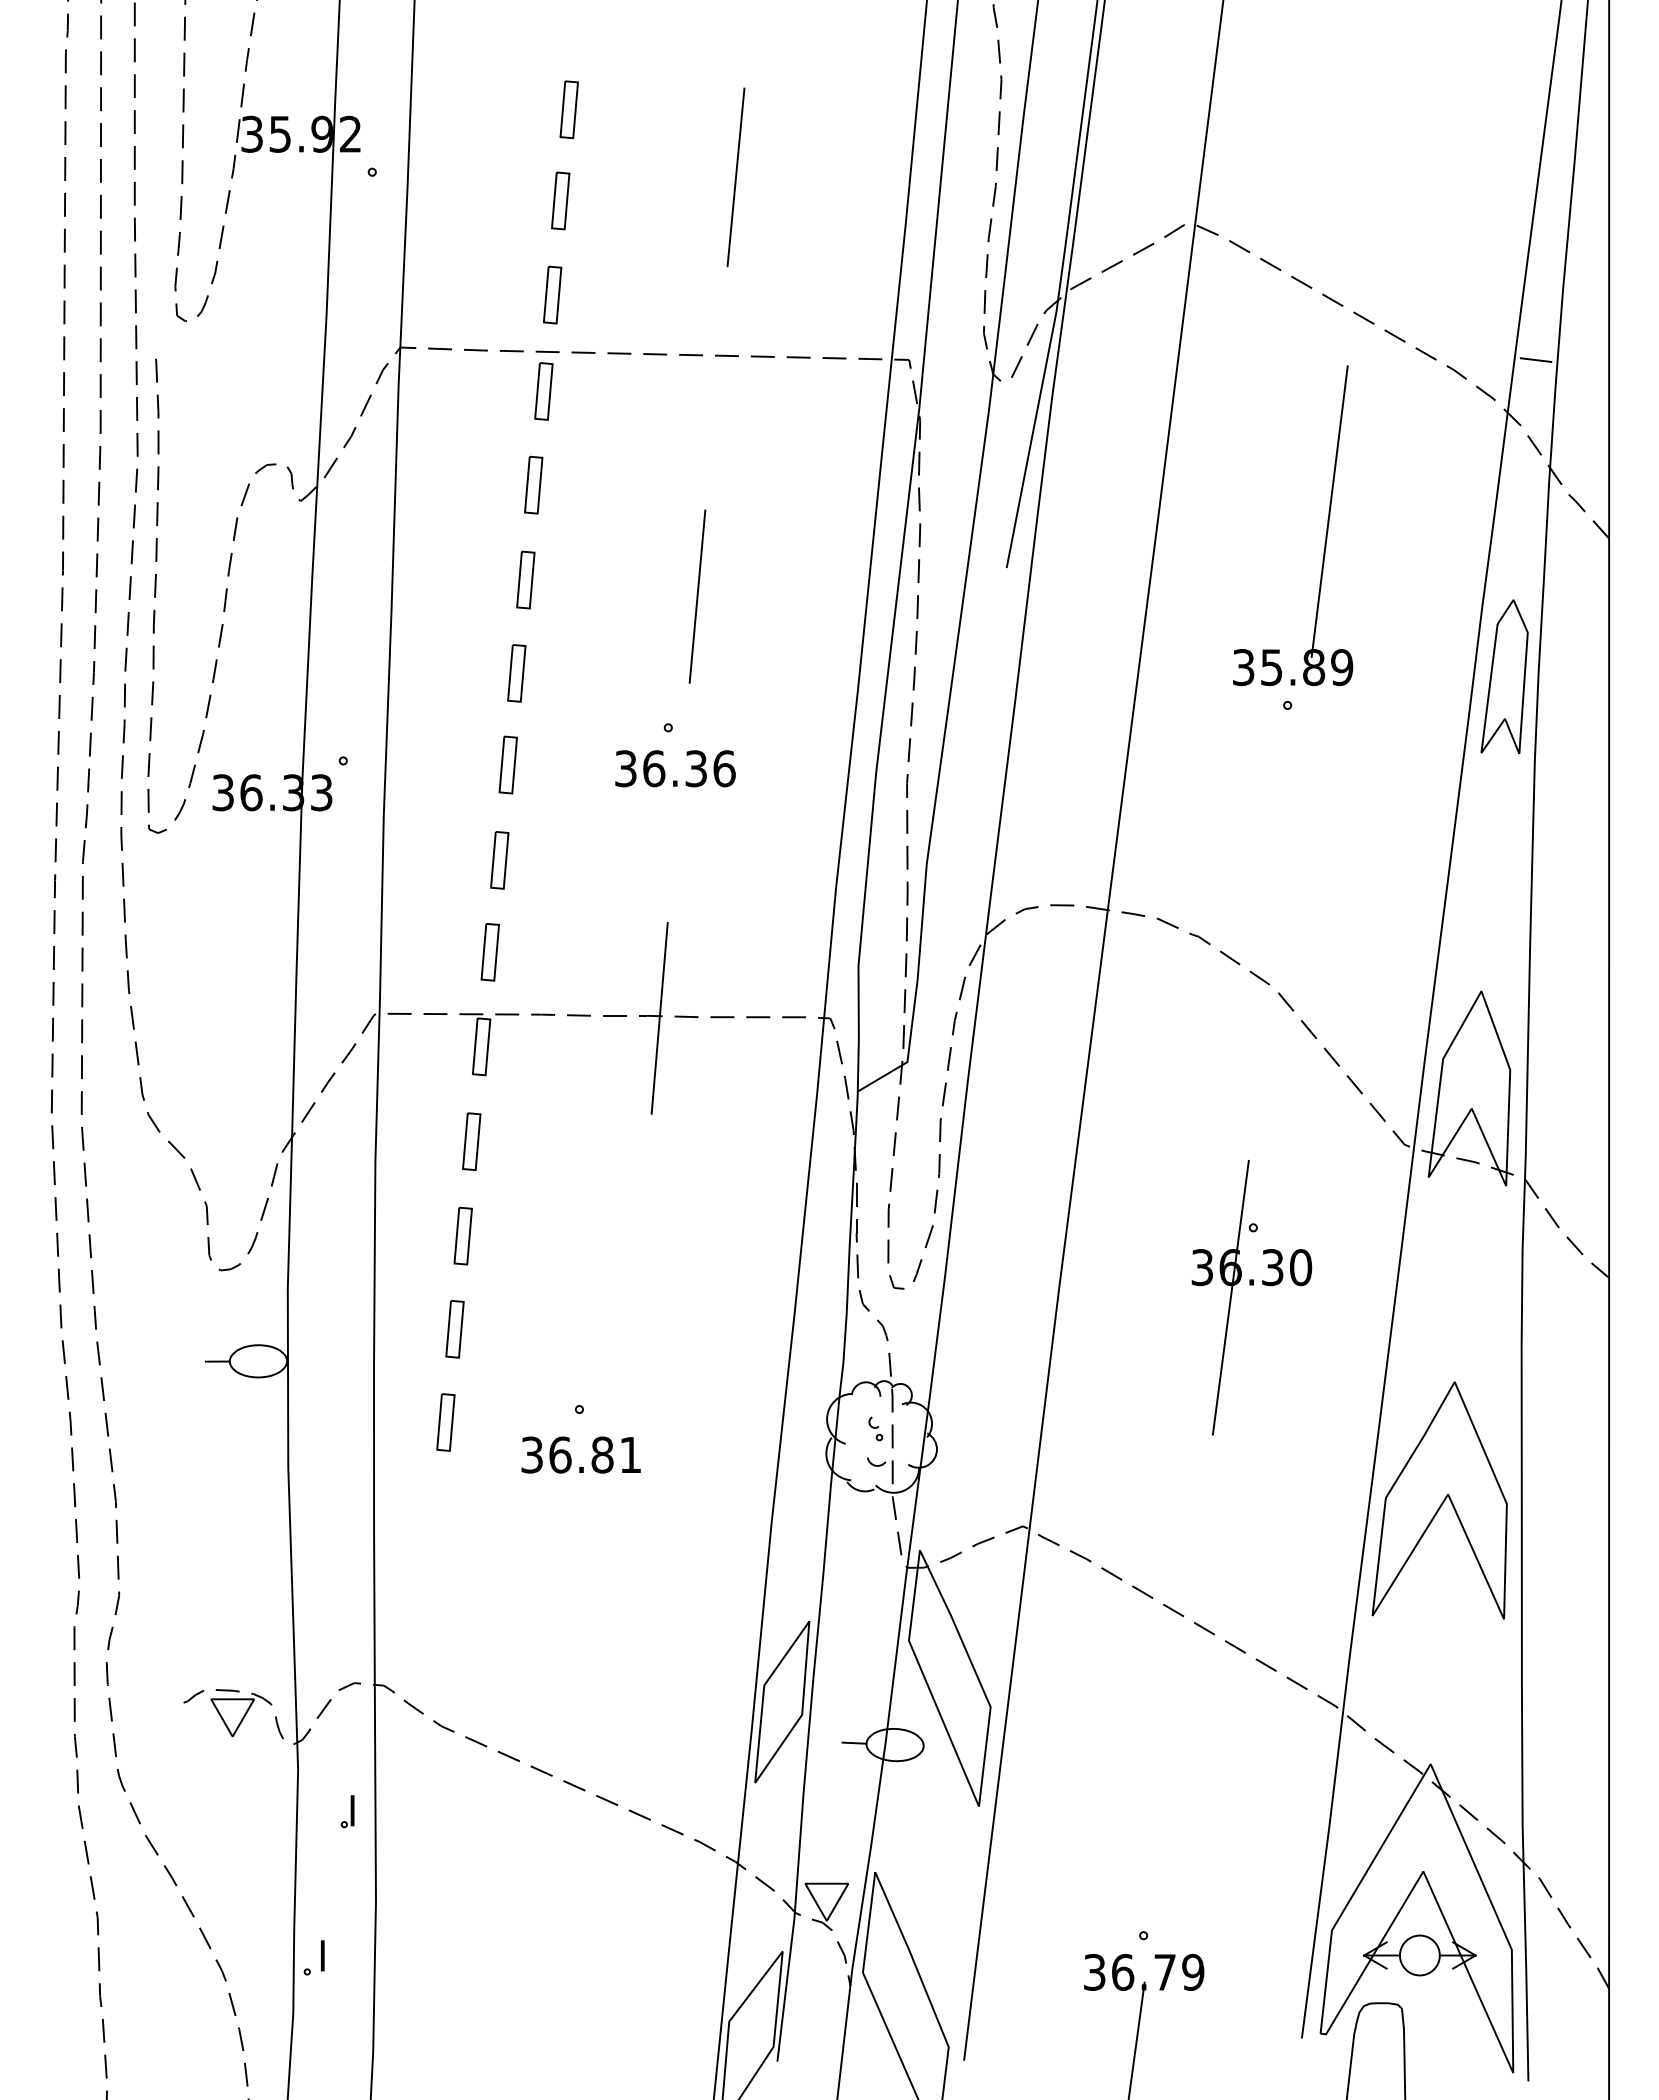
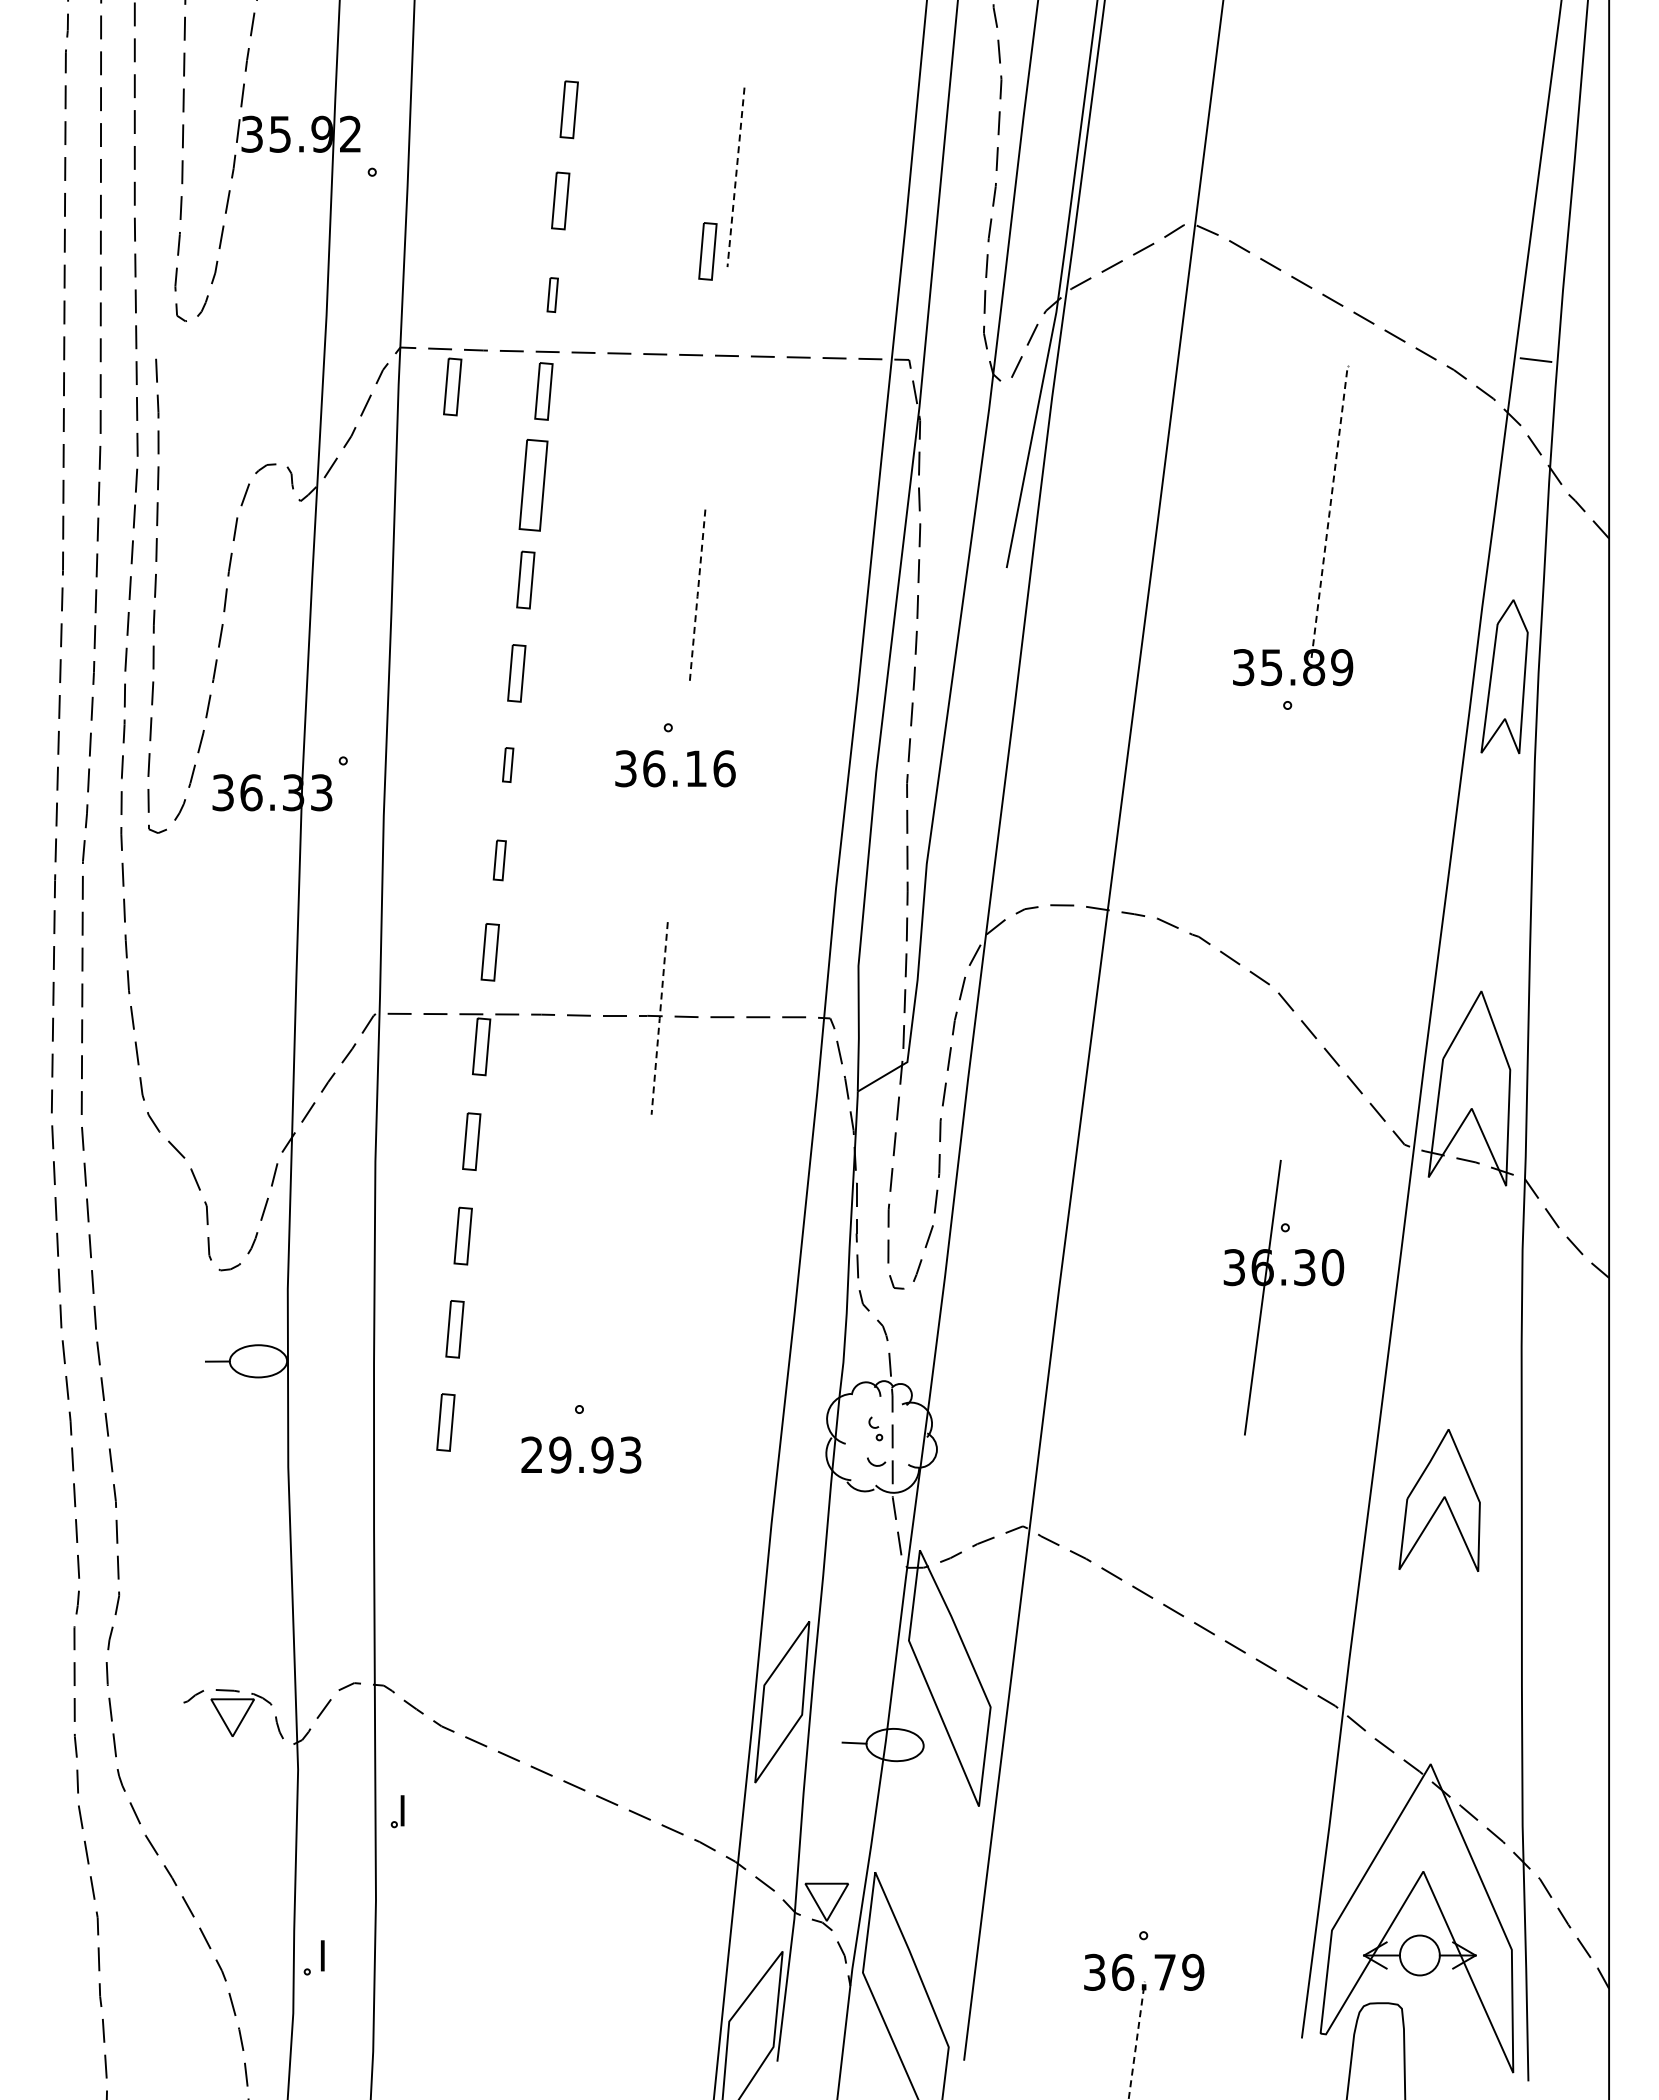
line: solid -> dashed (736, 177)
part: none -> present (707, 251)
part size: 20x60 px -> 13x36 px (552, 294)
part: none -> present (452, 386)
part size: 20x60 px -> 31x93 px (533, 485)
line: solid -> dashed (1329, 511)
line: solid -> dashed (697, 596)
part size: 20x60 px -> 13x36 px (508, 764)
text: 36.36 -> 36.16 (695, 768)
part size: 20x59 px -> 15x43 px (499, 860)
line: solid -> dashed (659, 1018)
part position: (1251, 1285) -> (1283, 1285) (1283, 1285)
text: 36.81 -> 29.93 (581, 1454)
part size: 137x239 px -> 83x143 px (1439, 1500)
part position: (347, 1811) -> (397, 1811) (397, 1811)
line: solid -> dashed (1136, 2040)
